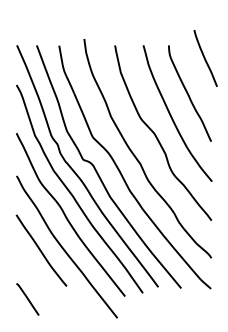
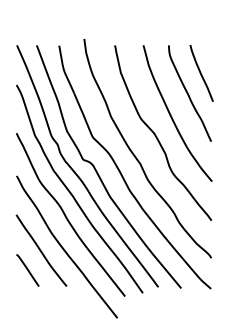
curve position: (205, 58) -> (201, 73) (201, 73)
line position: (27, 299) -> (27, 270) (27, 270)
